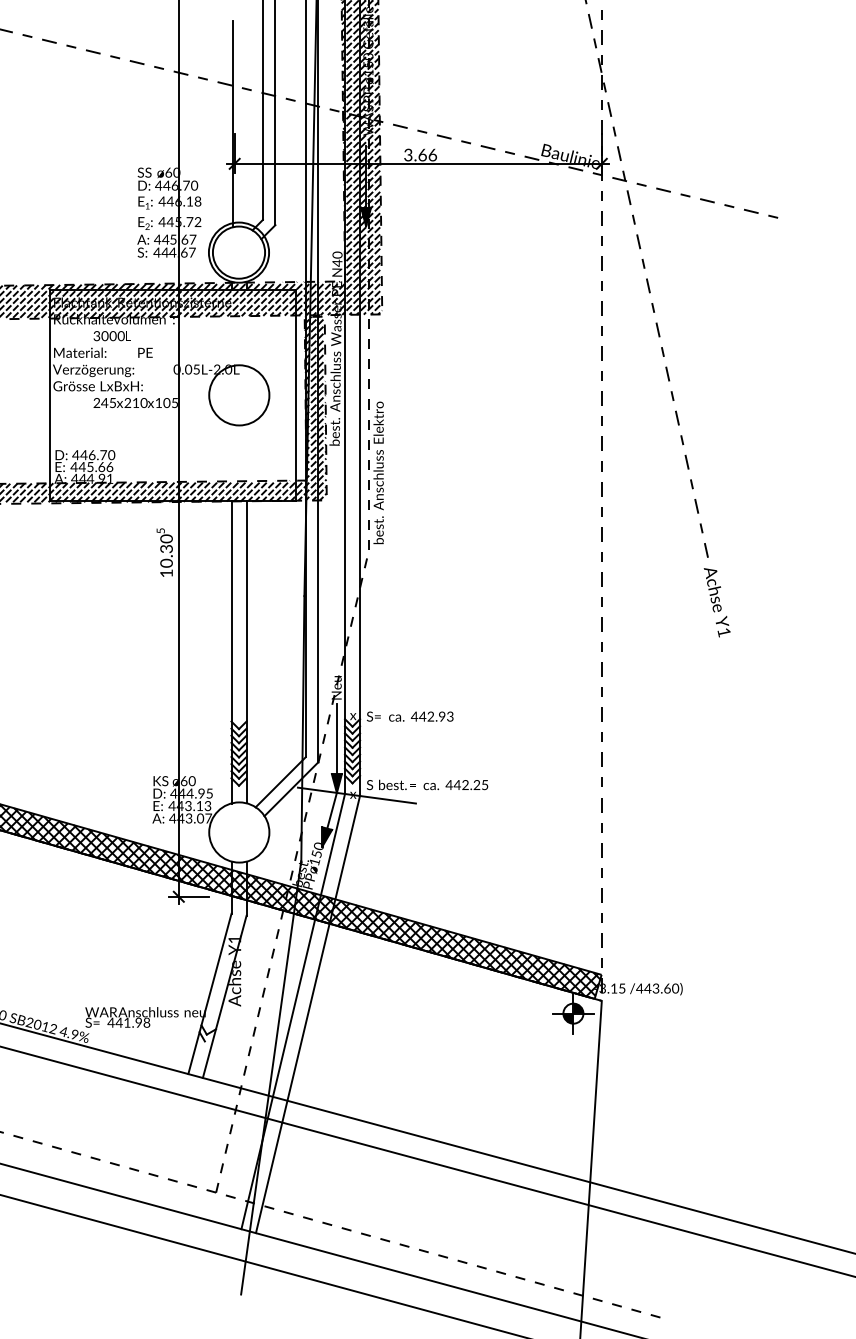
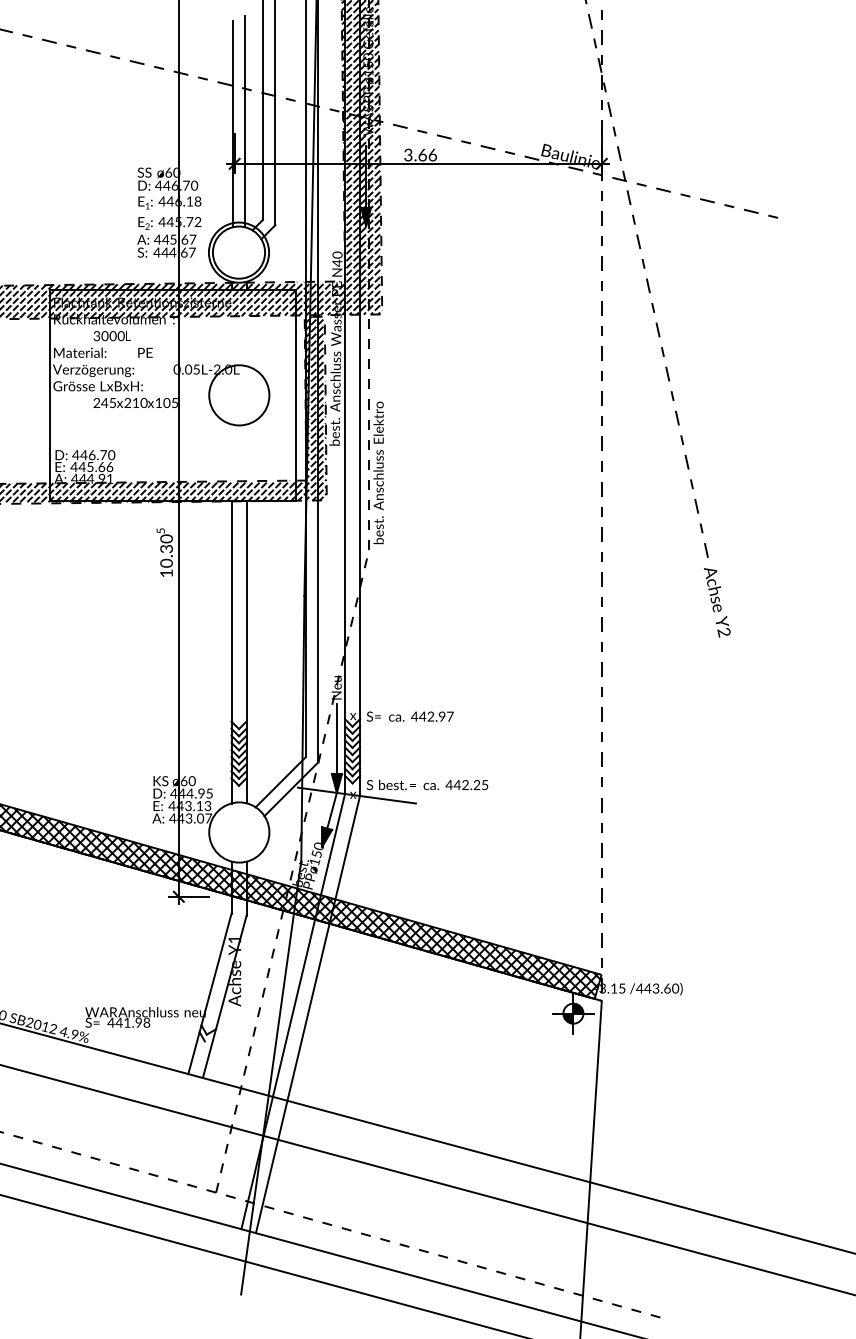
line: none -> present (245, 121)
text: Y1 -> Y2 (723, 632)
text: 93 -> 97 (450, 716)
line position: (427, 1161) -> (427, 1179) (427, 1179)
